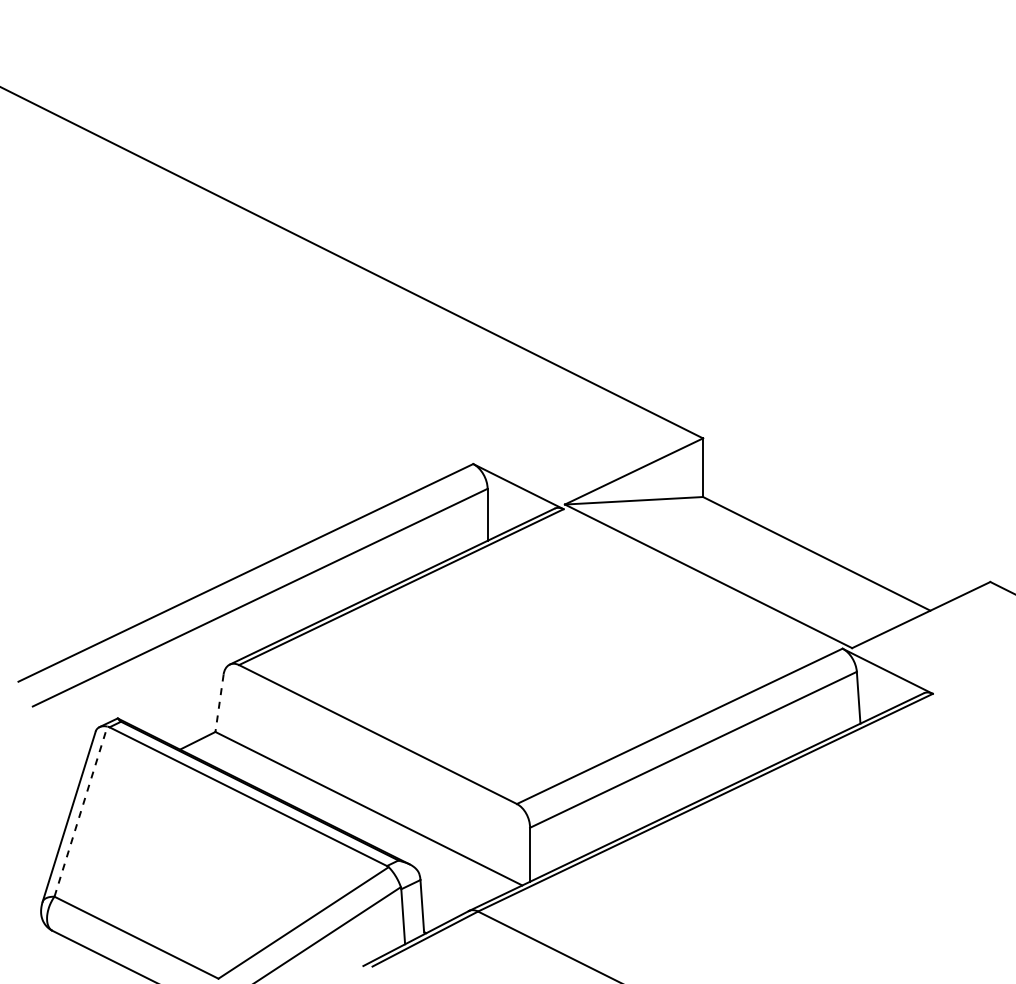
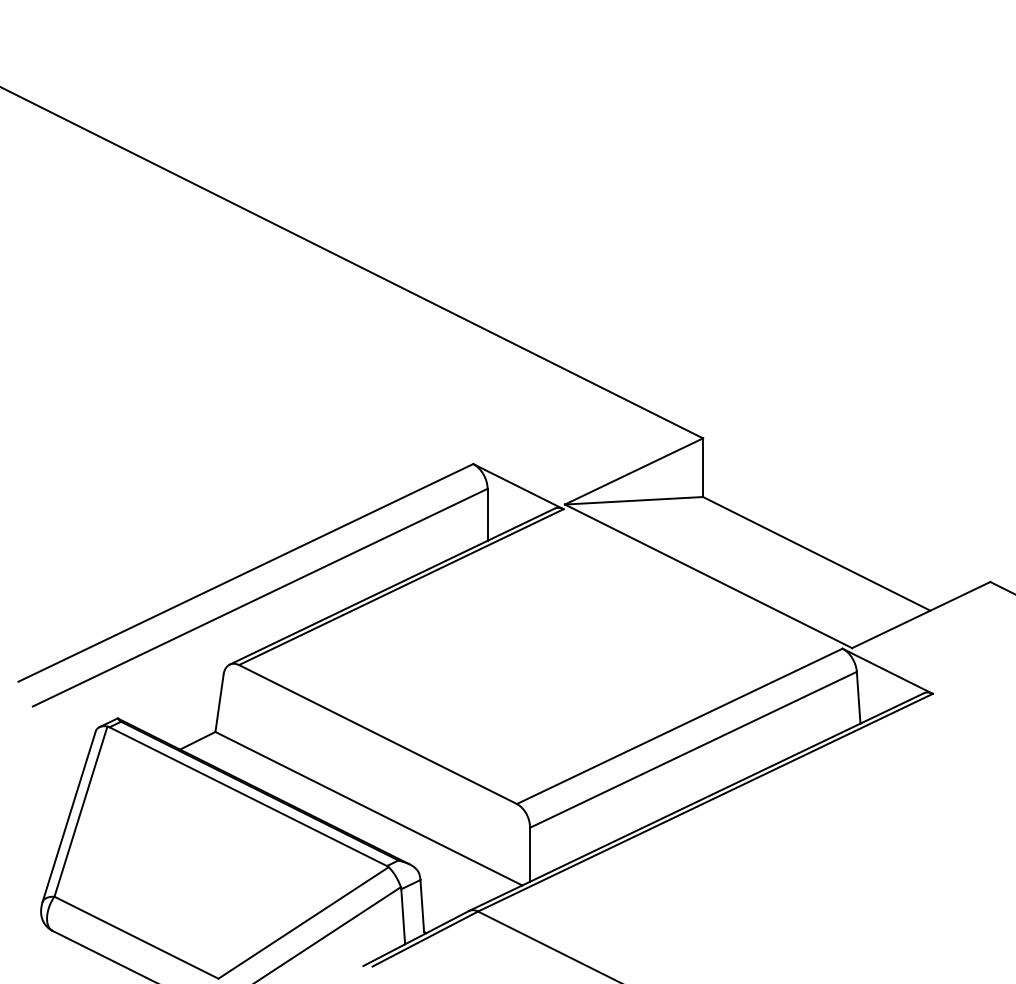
line: dashed -> solid (219, 703)
line: dashed -> solid (81, 811)
